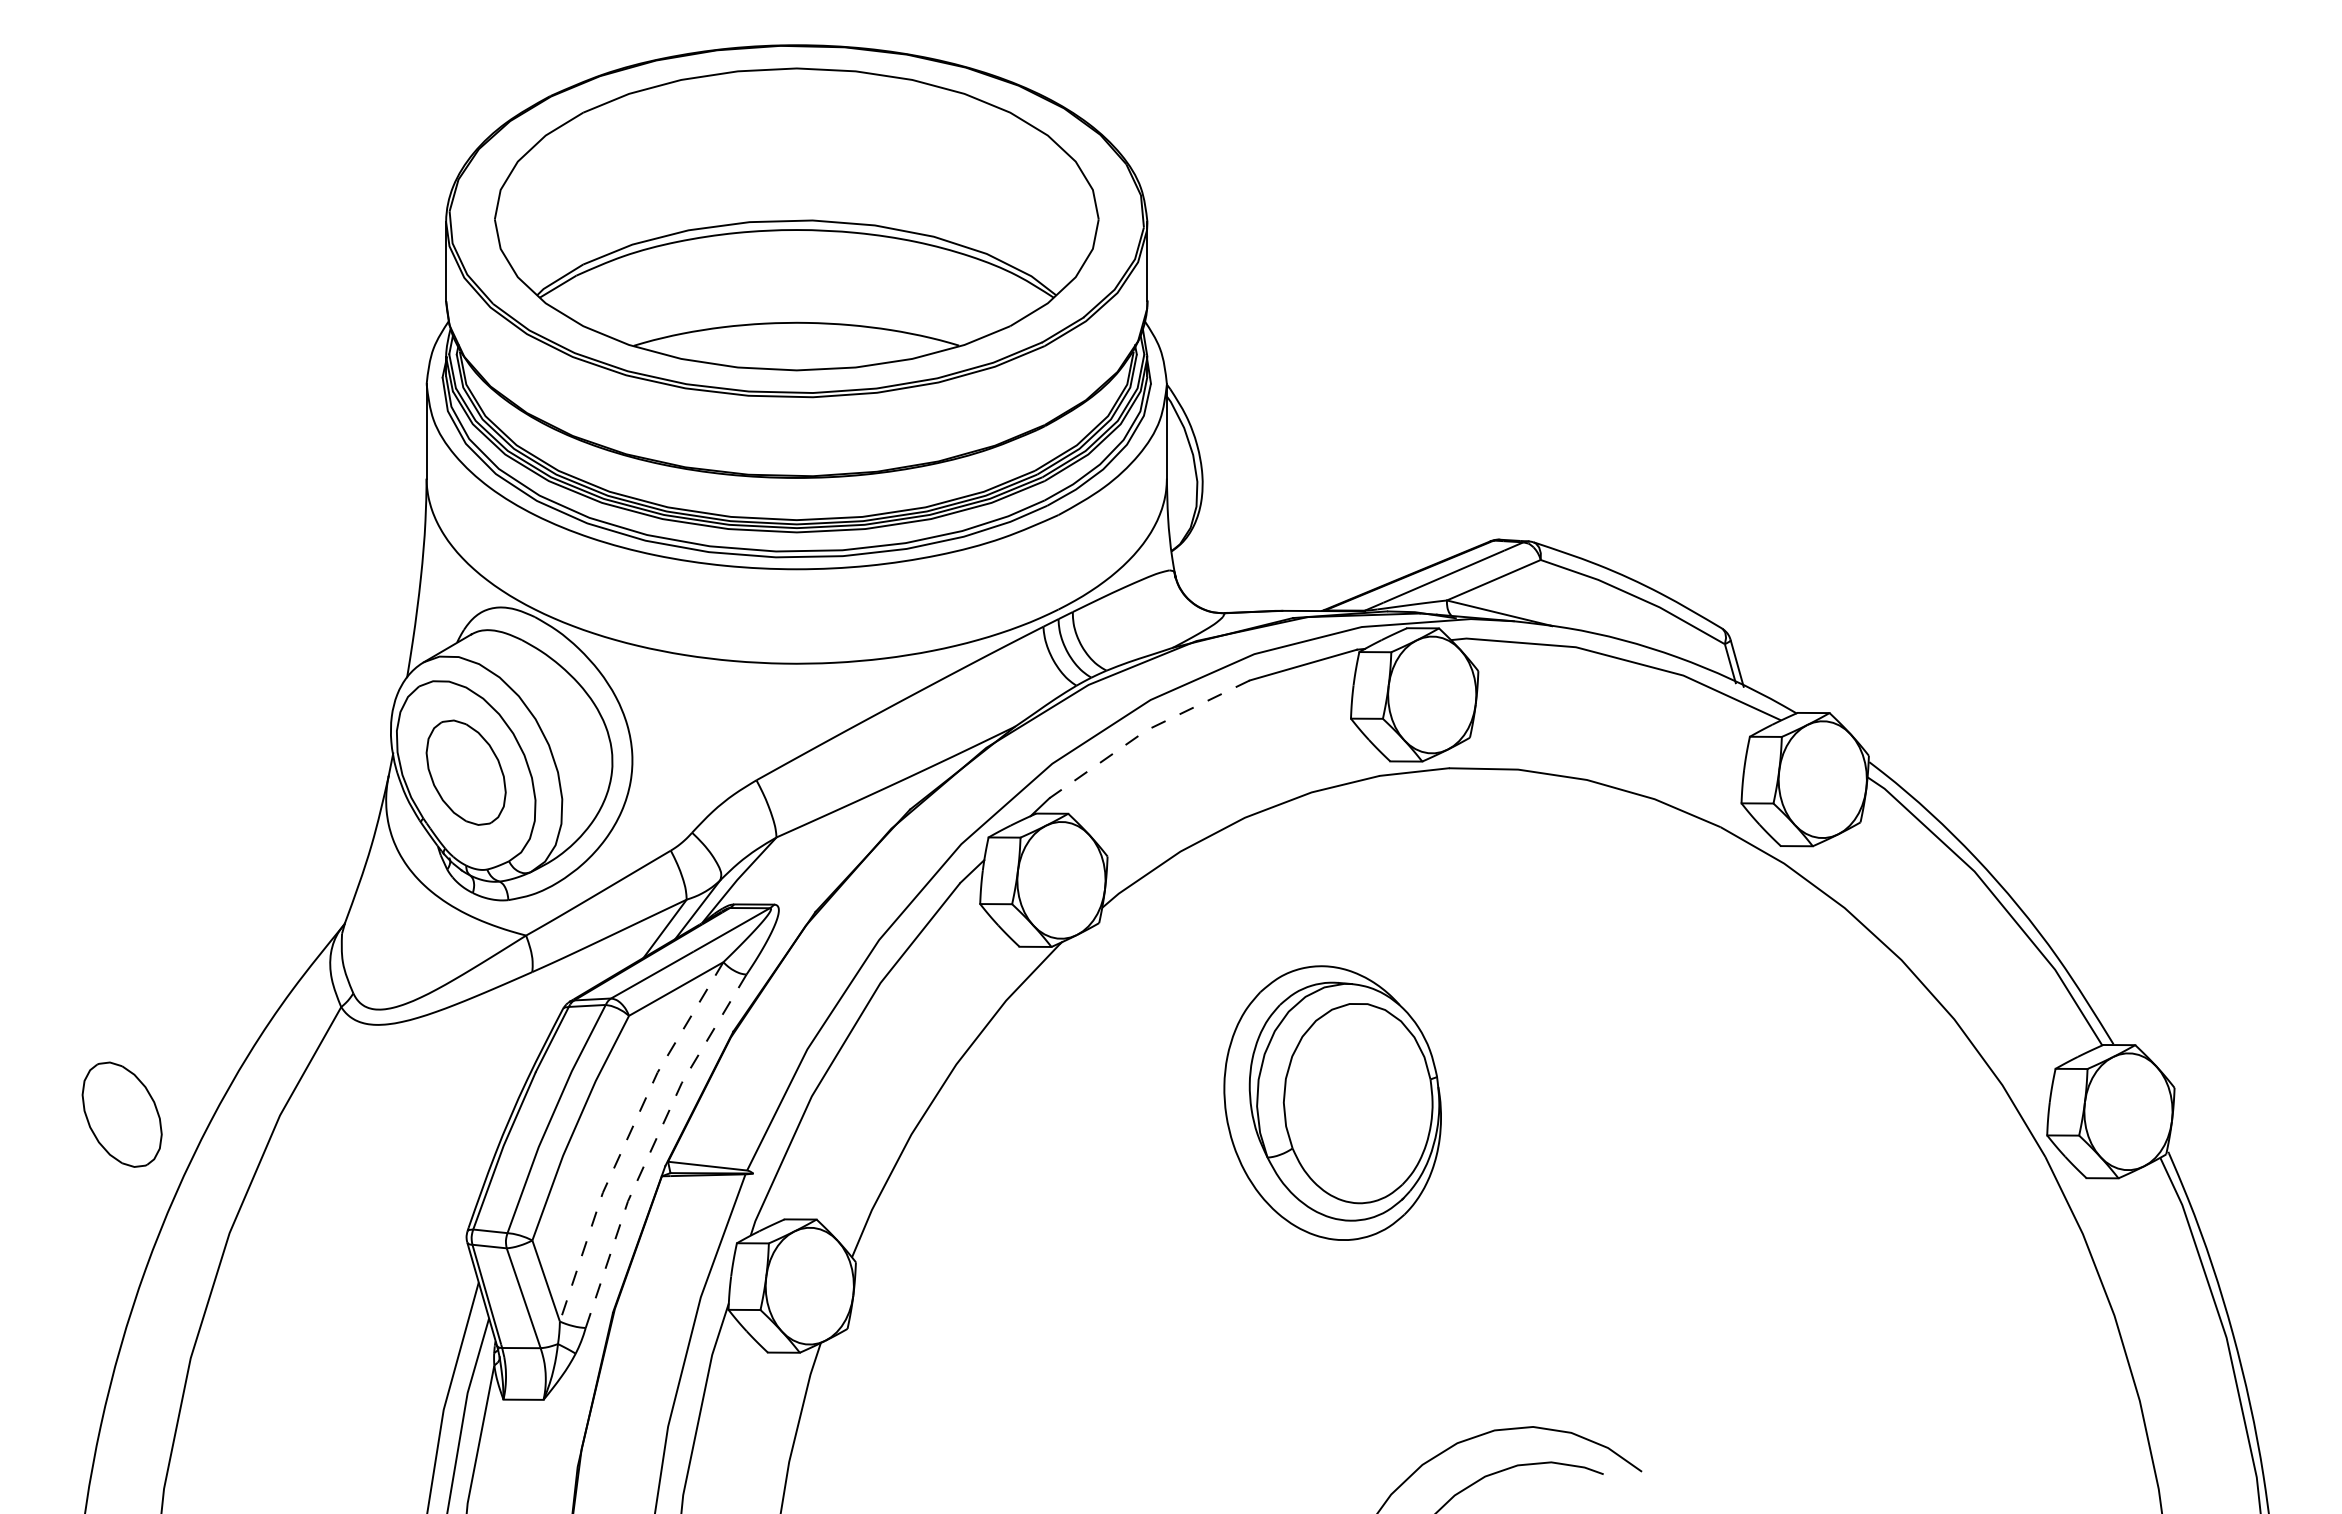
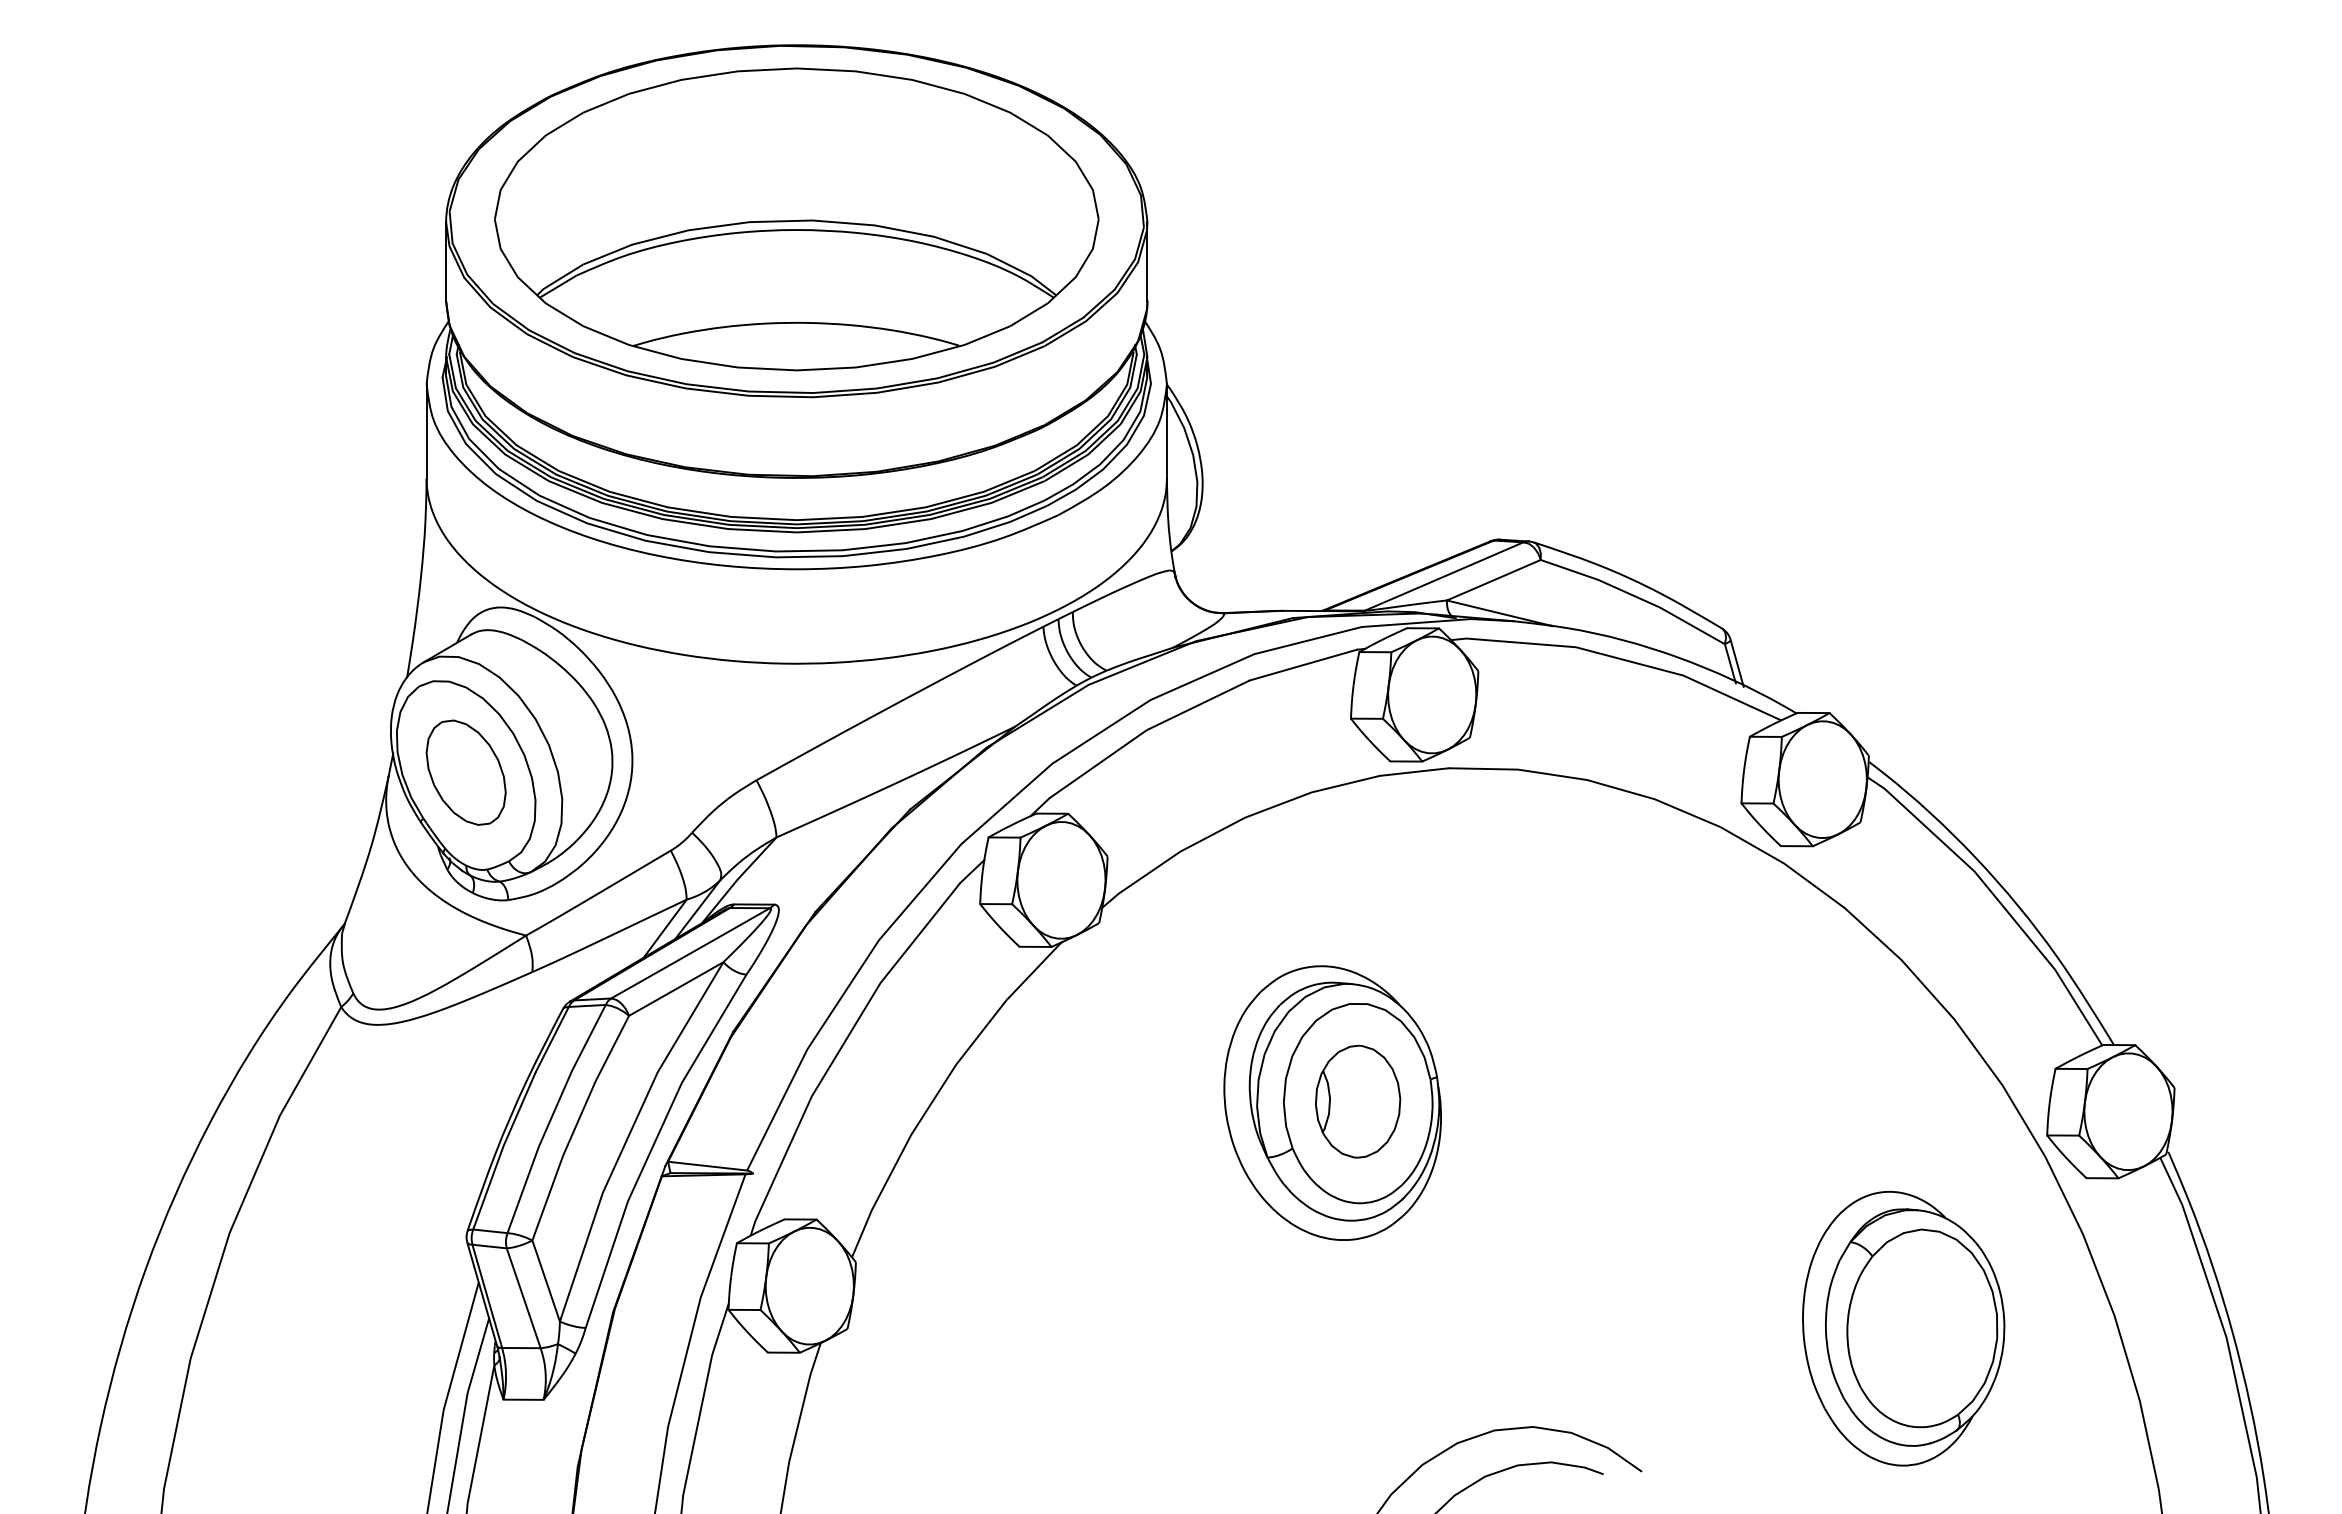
line: dashed -> solid (1145, 731)
part: none -> present (1358, 1101)
part: present -> none (121, 1114)
line: dashed -> solid (628, 1135)
line: dashed -> solid (653, 1145)
part: none -> present (1903, 1328)
